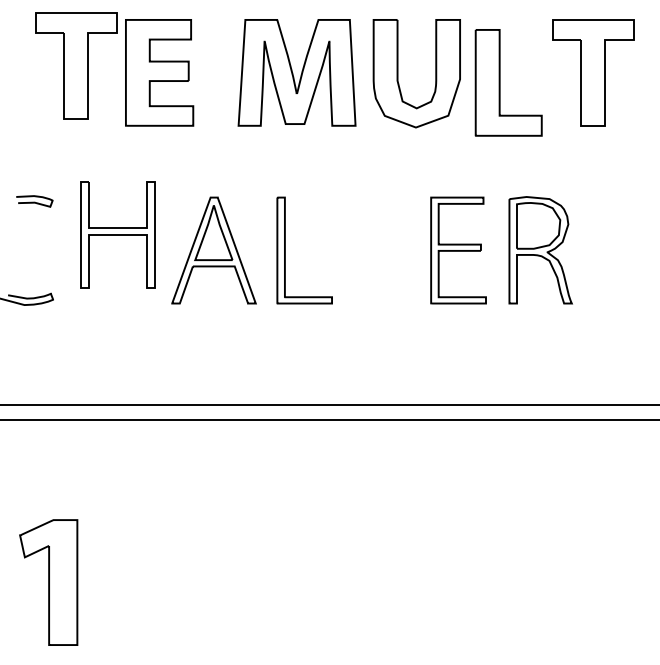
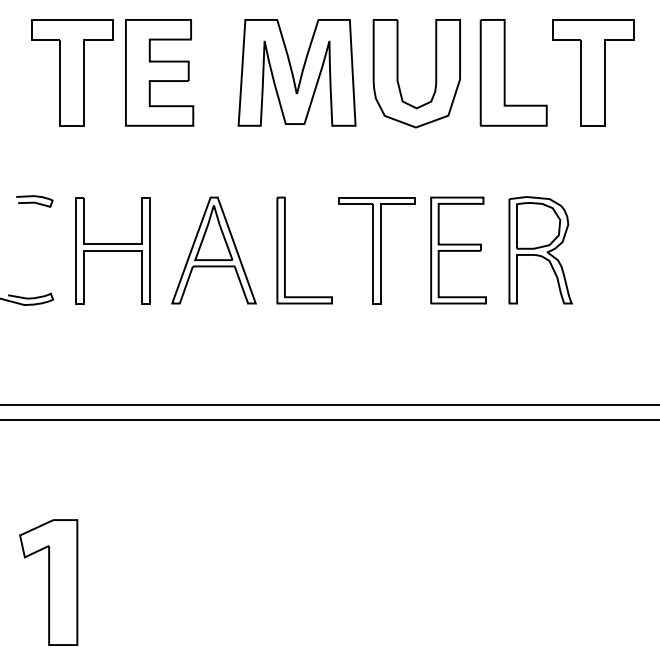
part position: (76, 65) -> (72, 72) (72, 72)
part position: (500, 82) -> (505, 72) (505, 72)
part position: (117, 234) -> (112, 250) (112, 250)
part: none -> present (376, 250)
